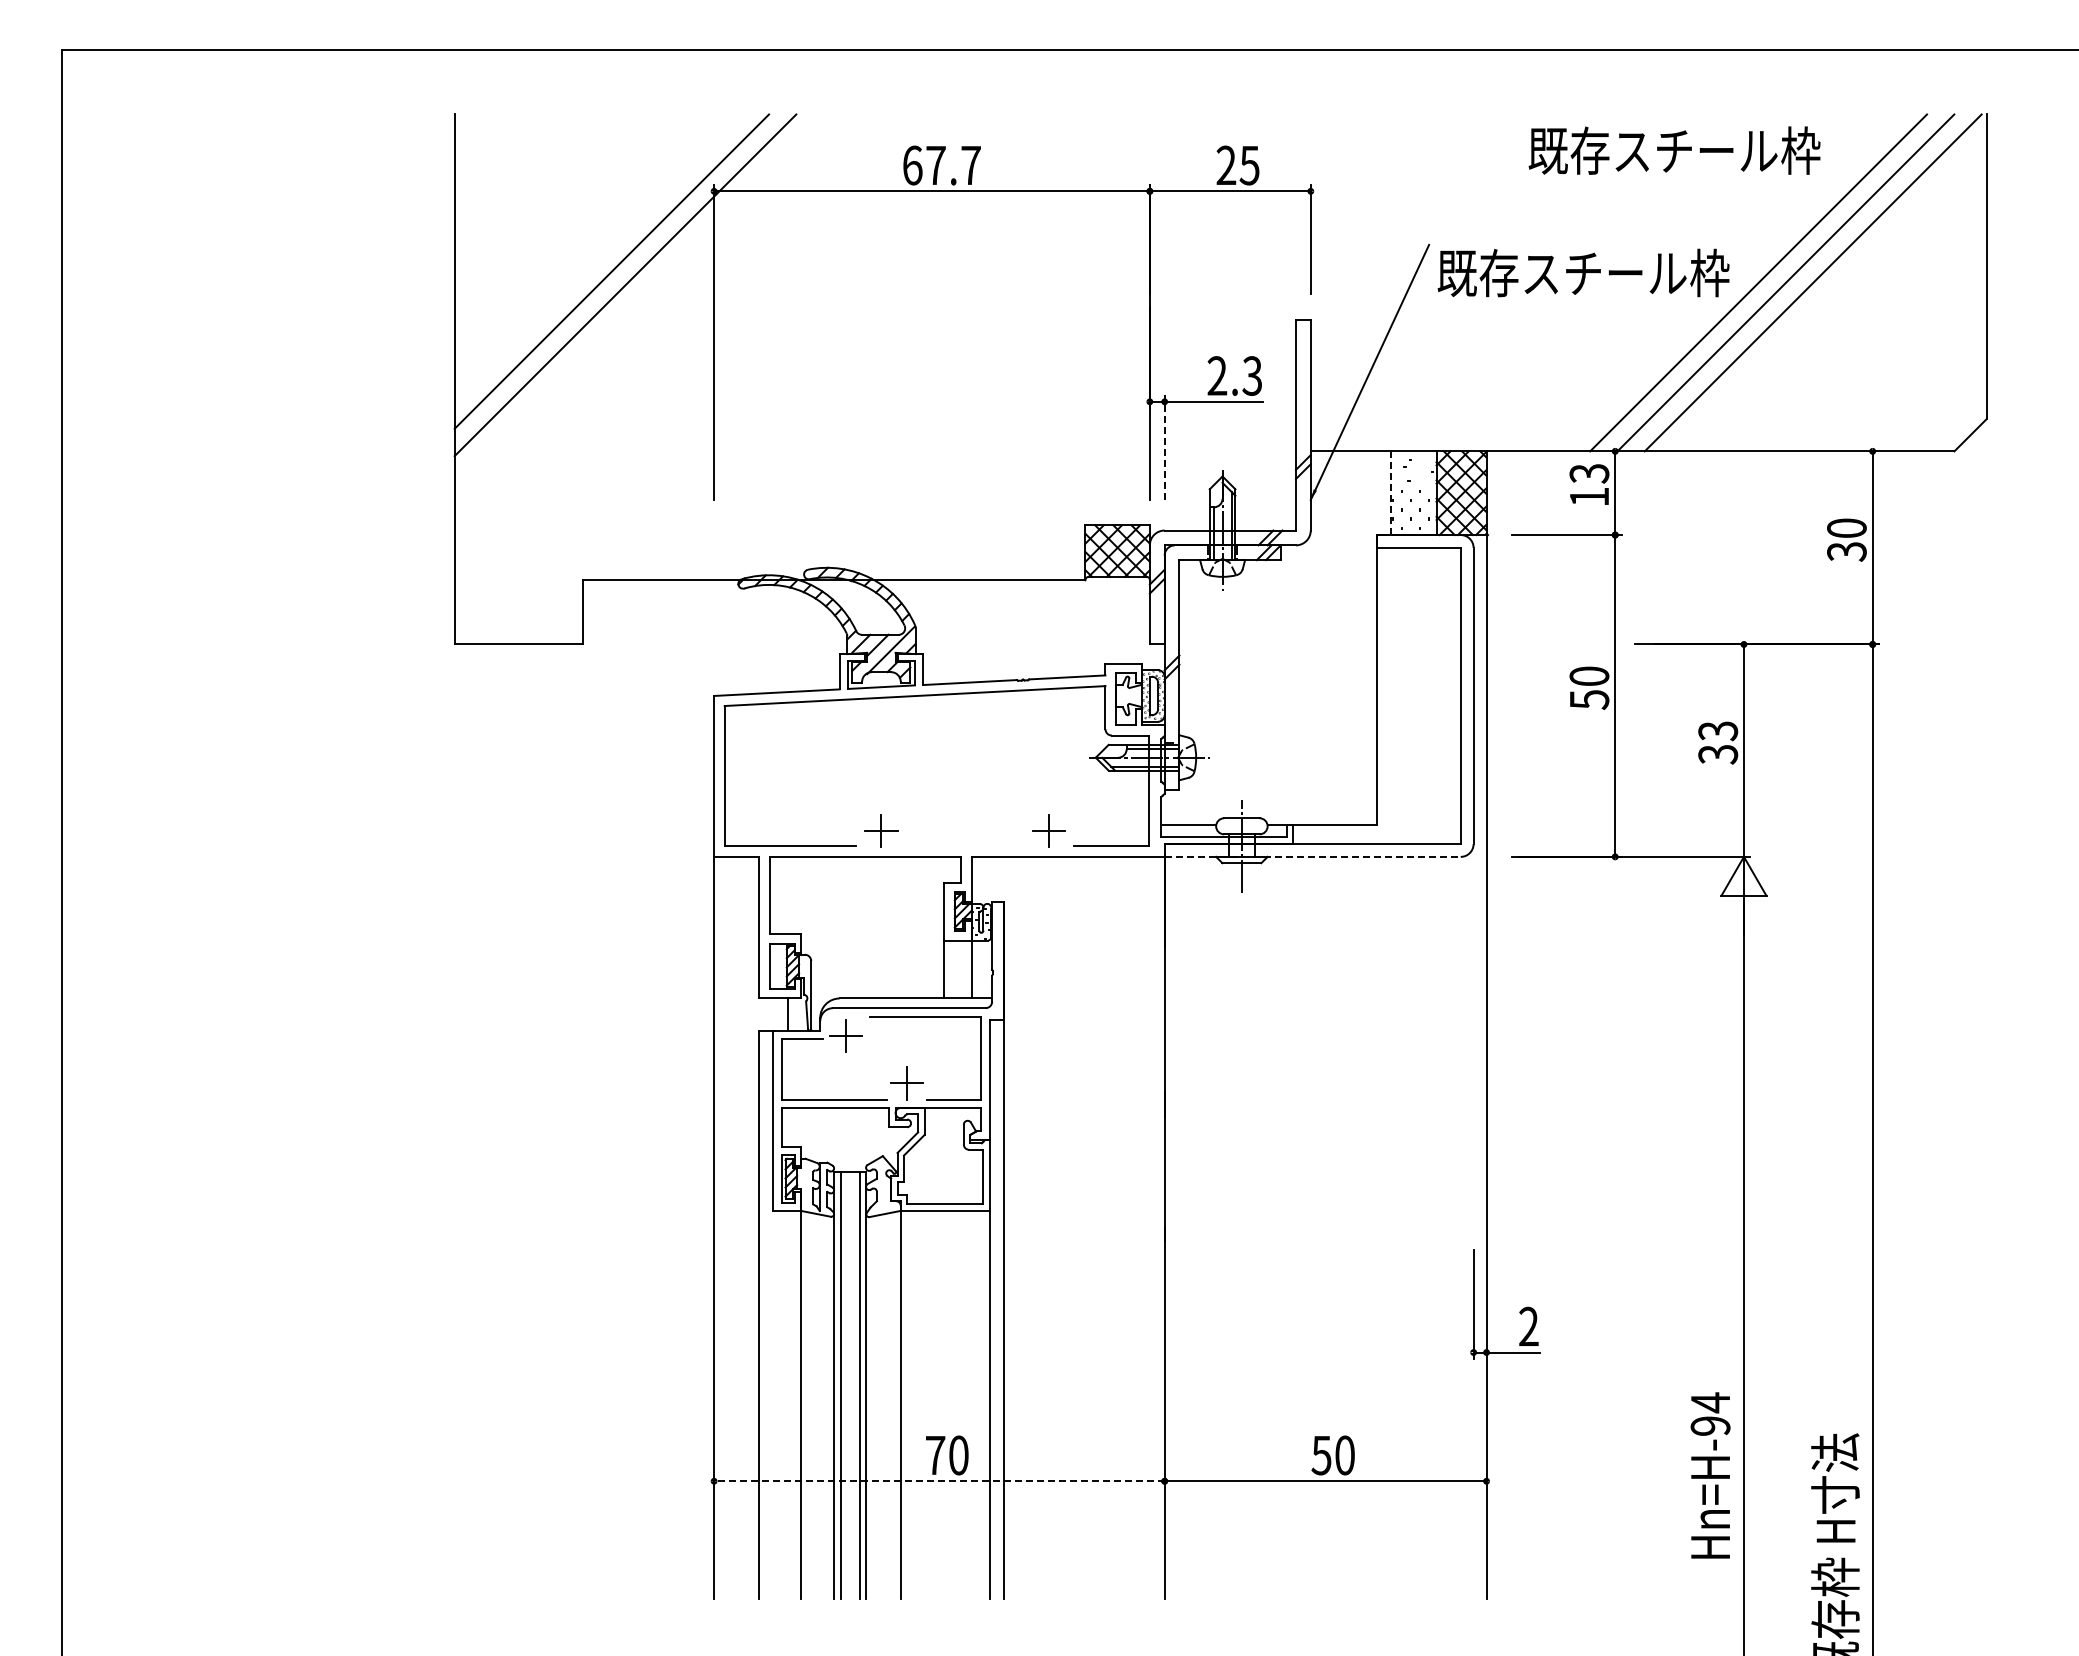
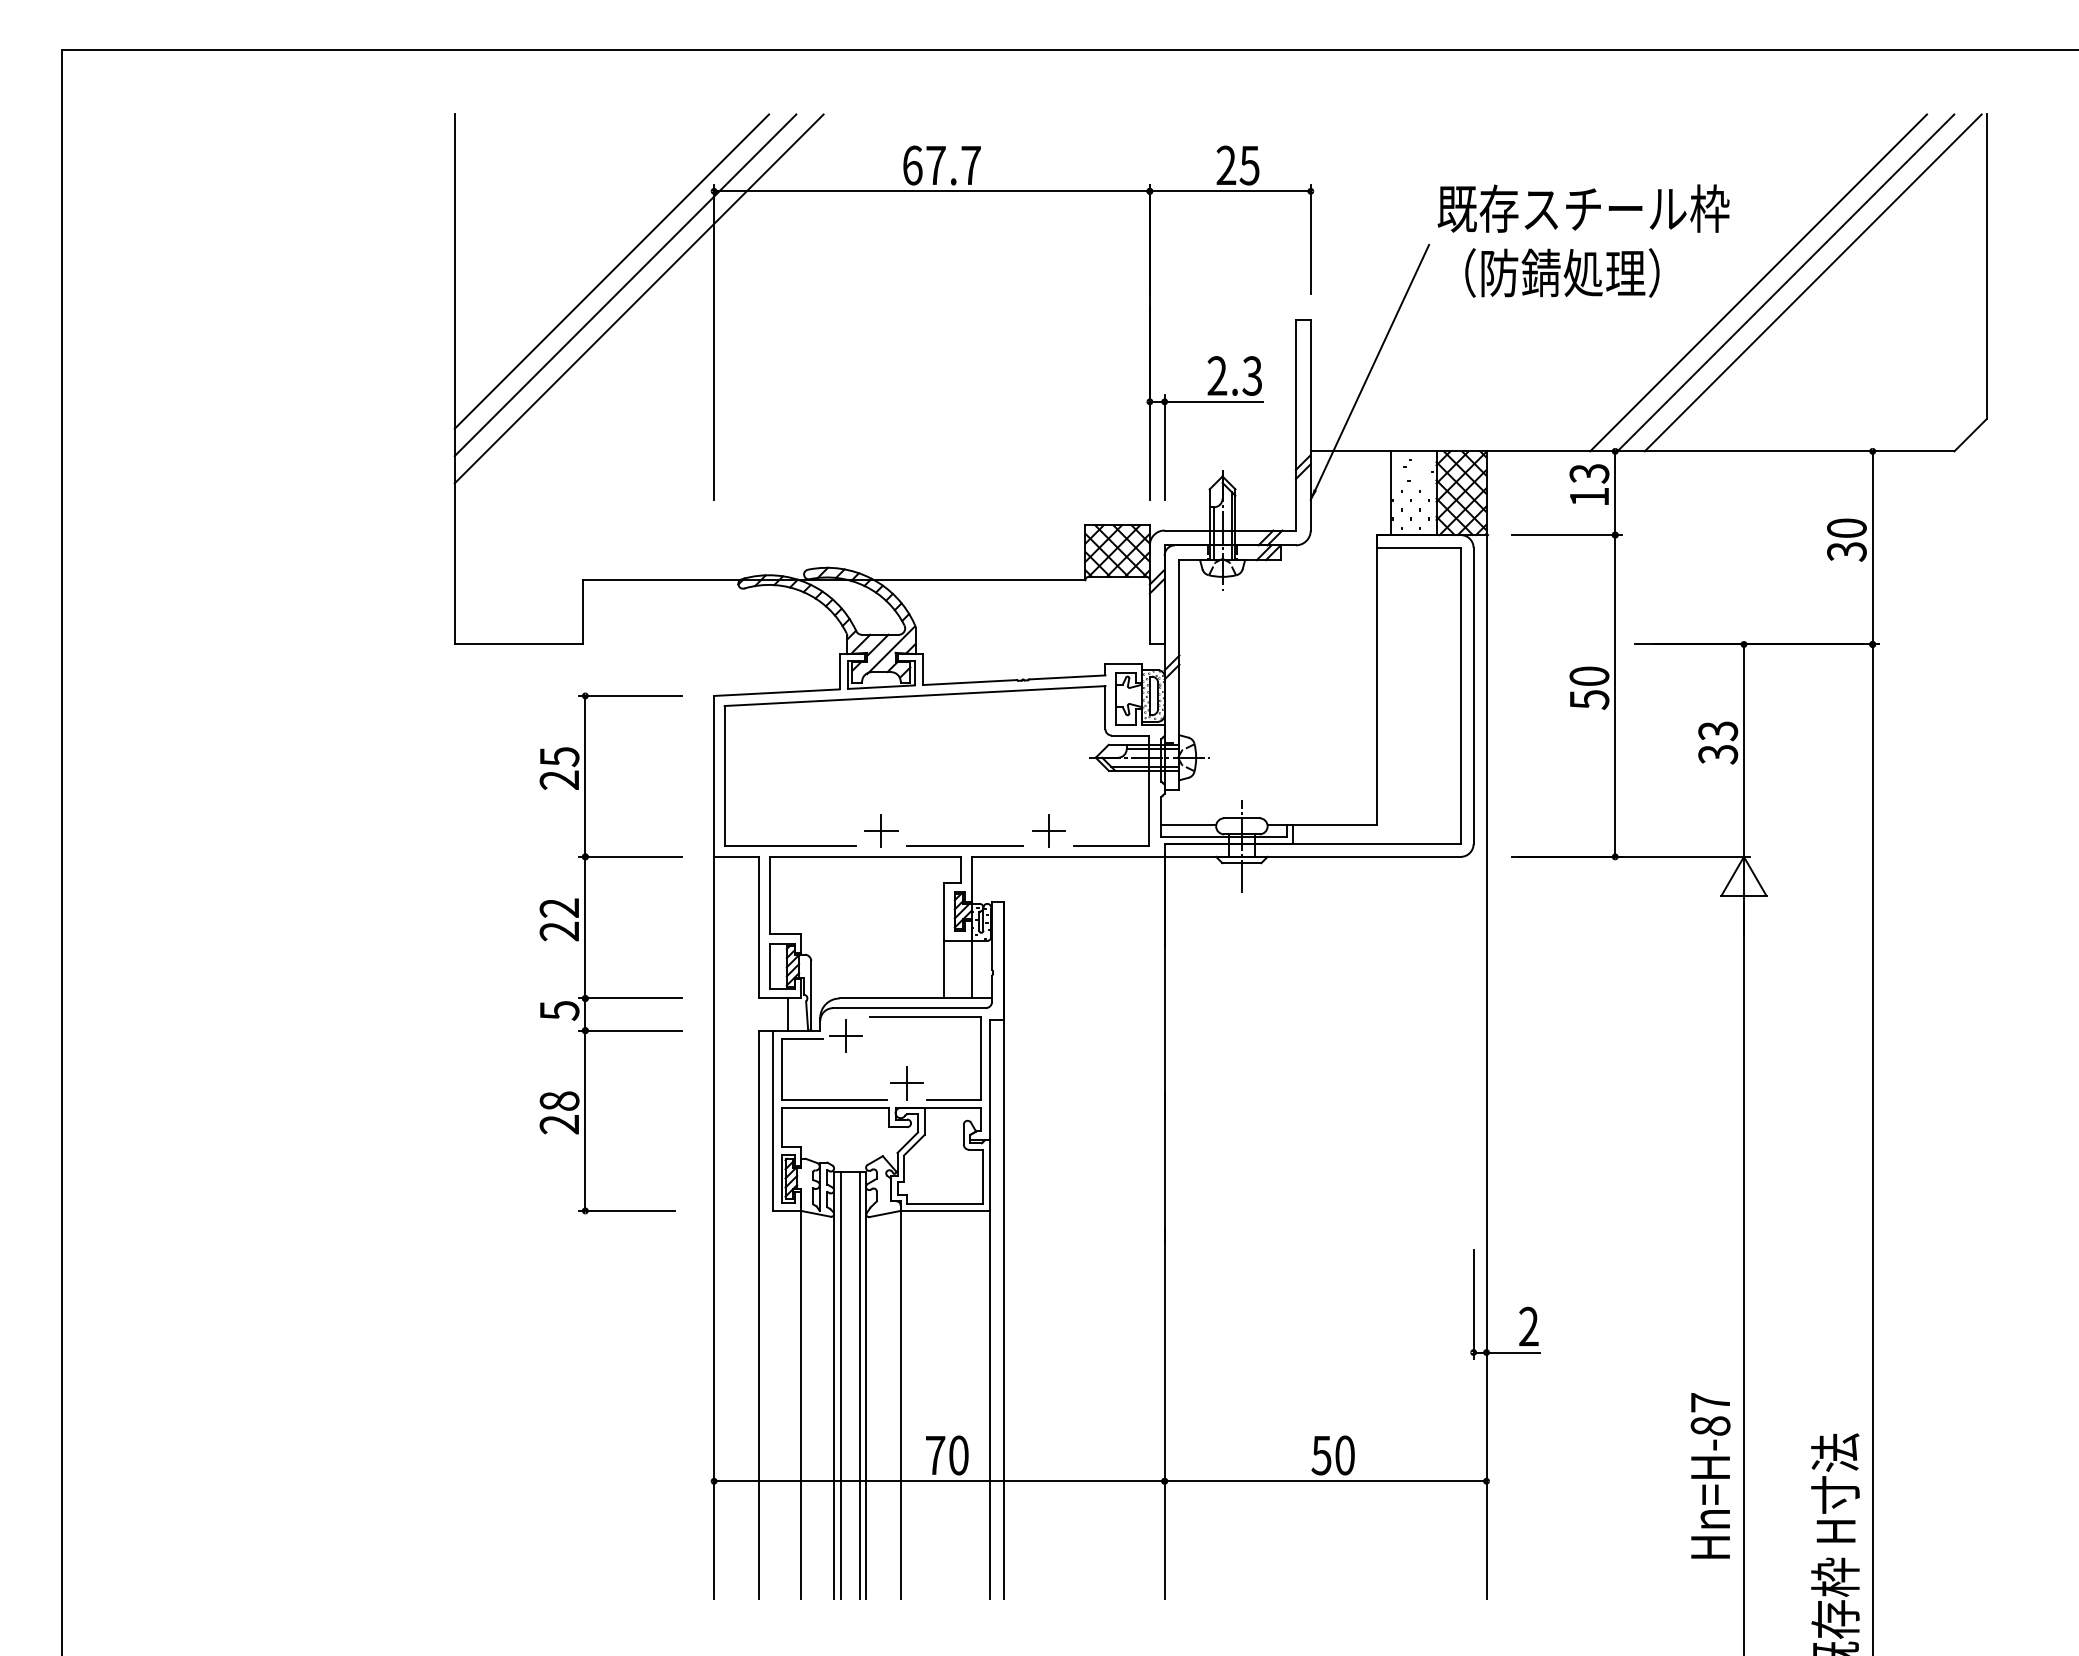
text position: (1674, 150) -> (1583, 208) (1583, 208)
text: 既存スチール枠 -> （防錆処理） (1583, 272)
line: none -> present (638, 298)
line: dashed -> solid (1164, 447)
line: dashed -> solid (1391, 493)
line: none -> present (965, 846)
line: dashed -> solid (1313, 856)
part: none -> present (585, 953)
text: Hn=H-94 -> Hn=H-87 (1710, 1413)
line: dashed -> solid (938, 1481)
